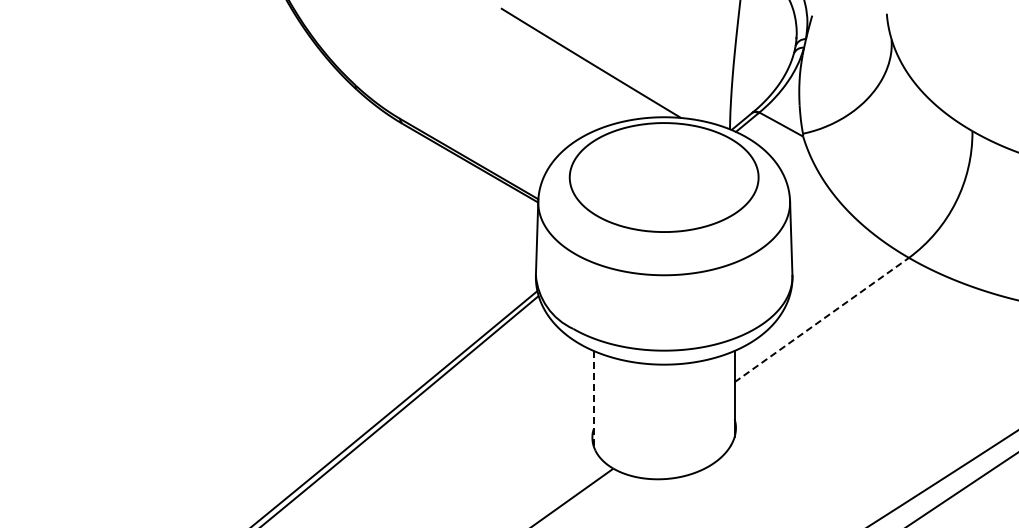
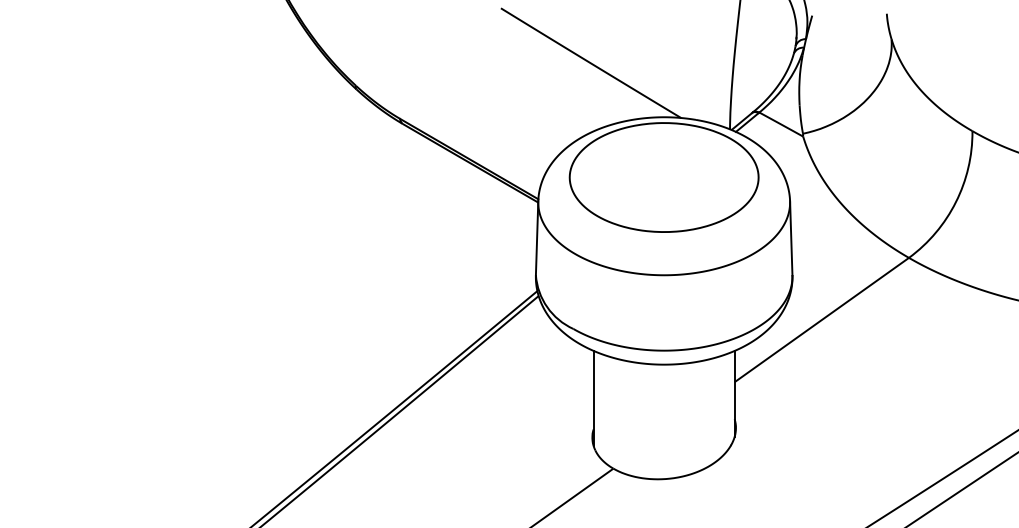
line: dashed -> solid (821, 319)
line: dashed -> solid (593, 398)
